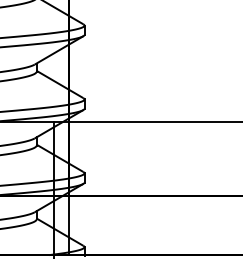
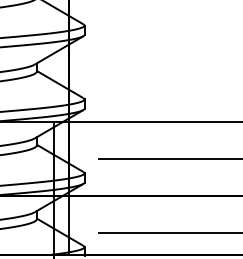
line: none -> present (169, 158)
line: none -> present (169, 232)
